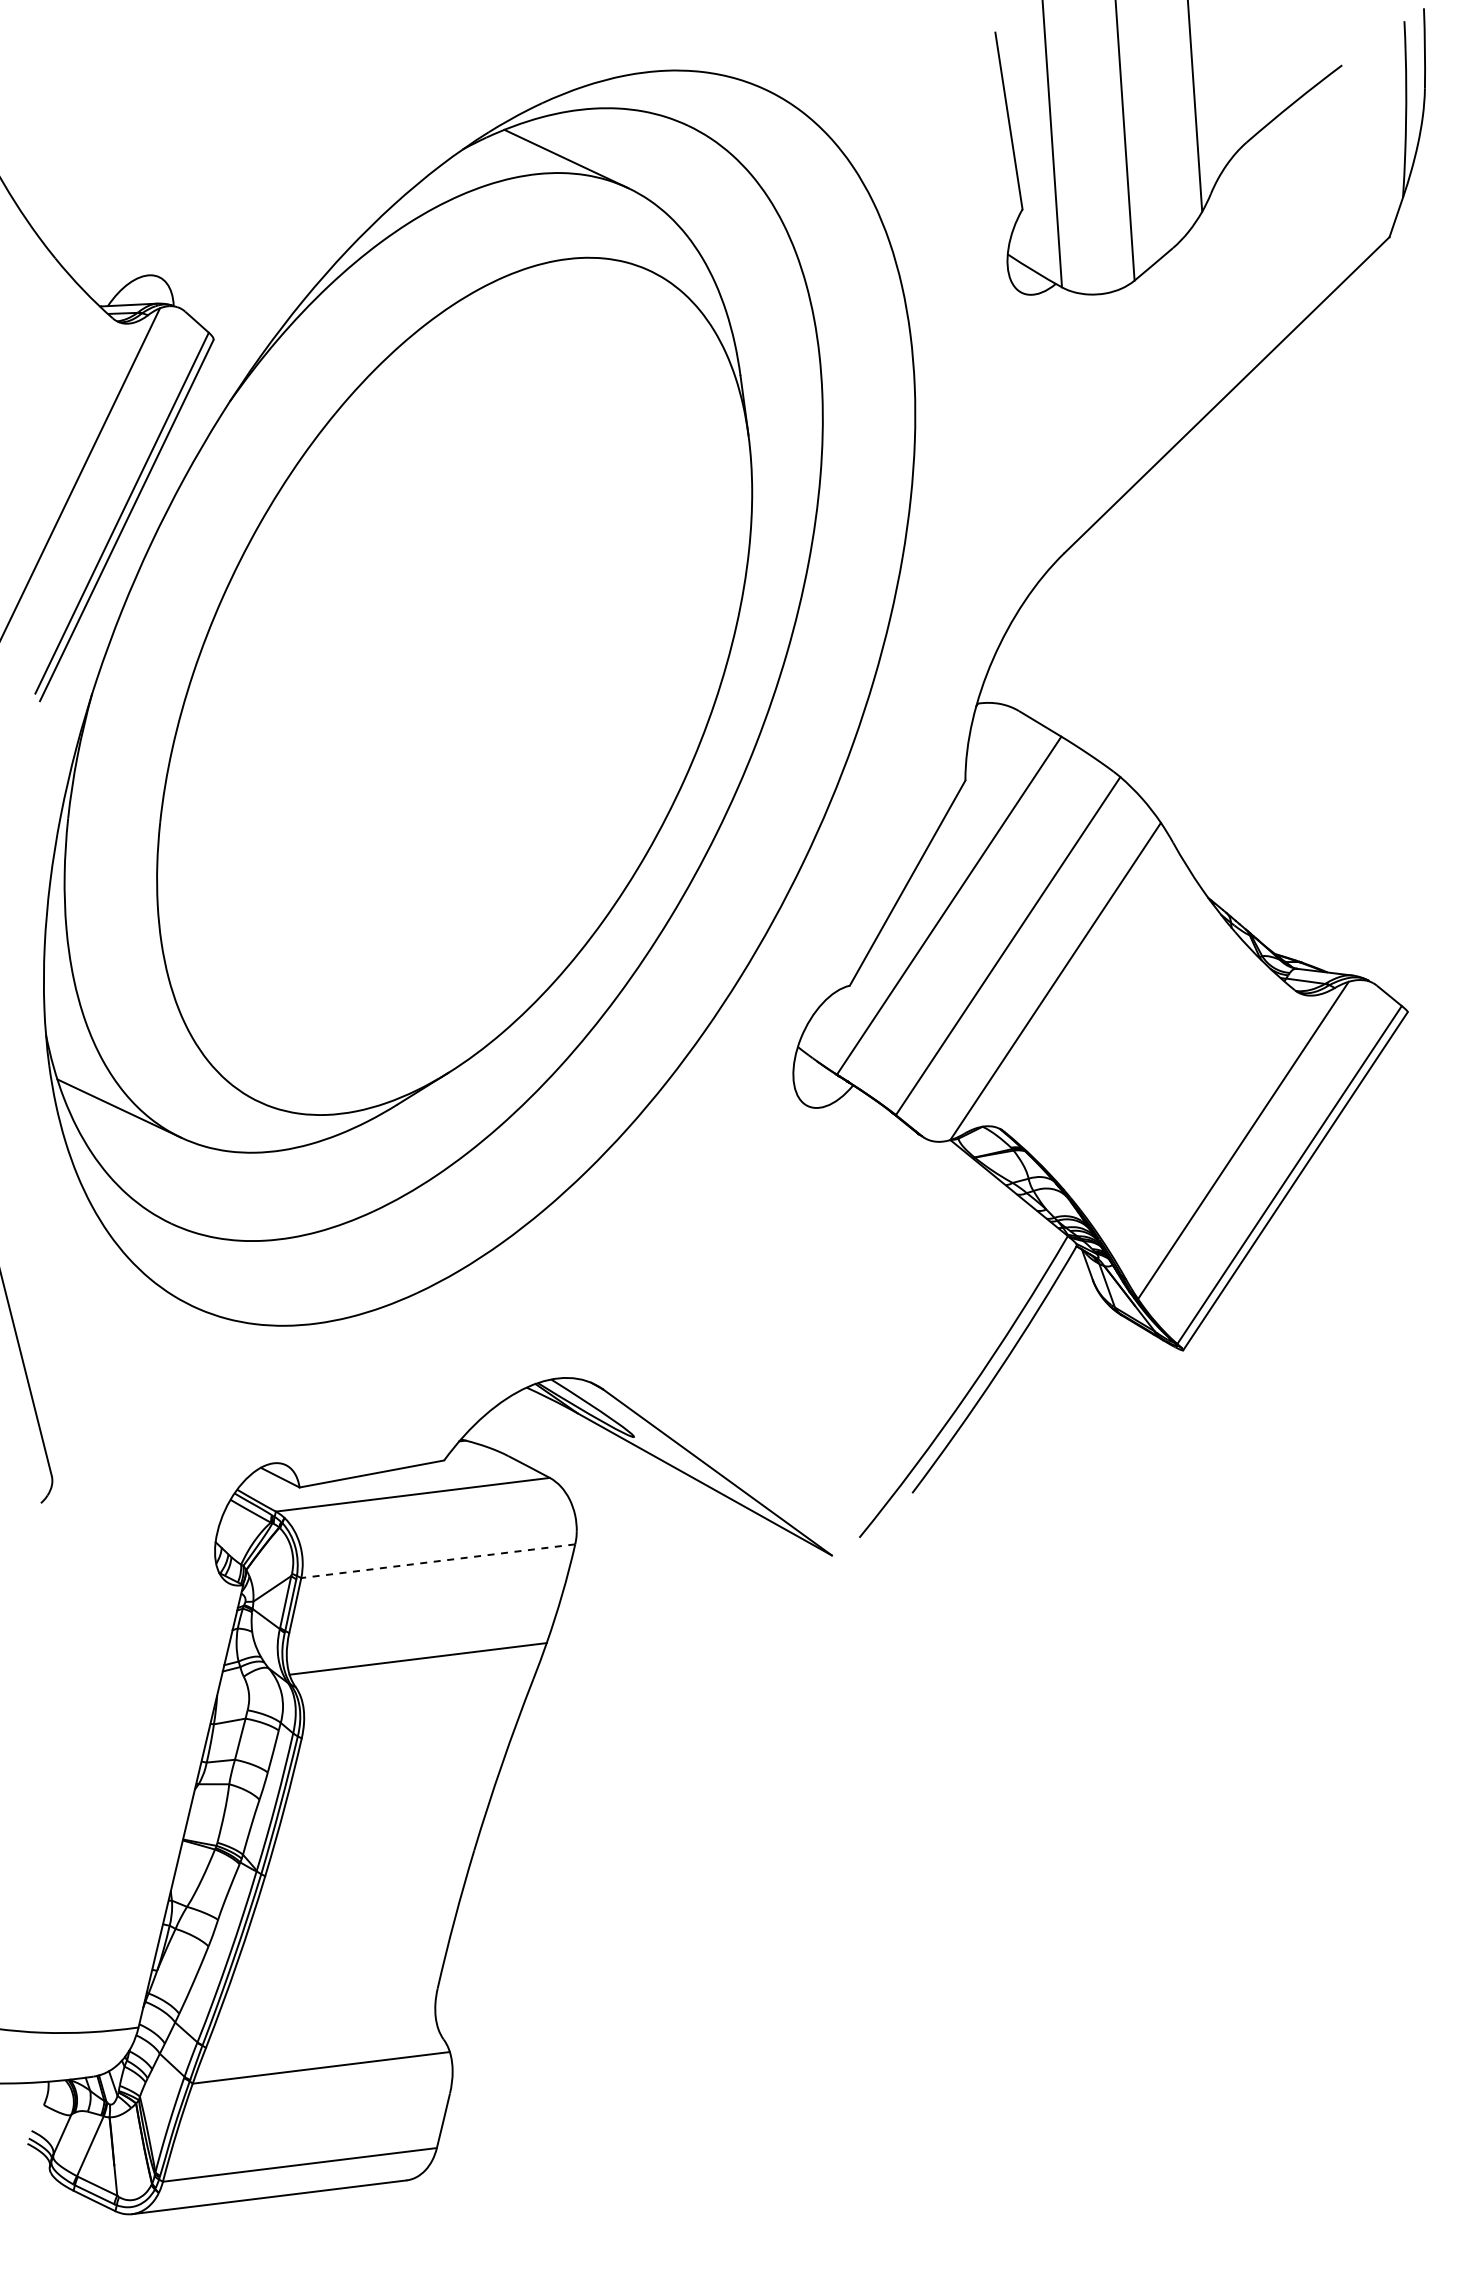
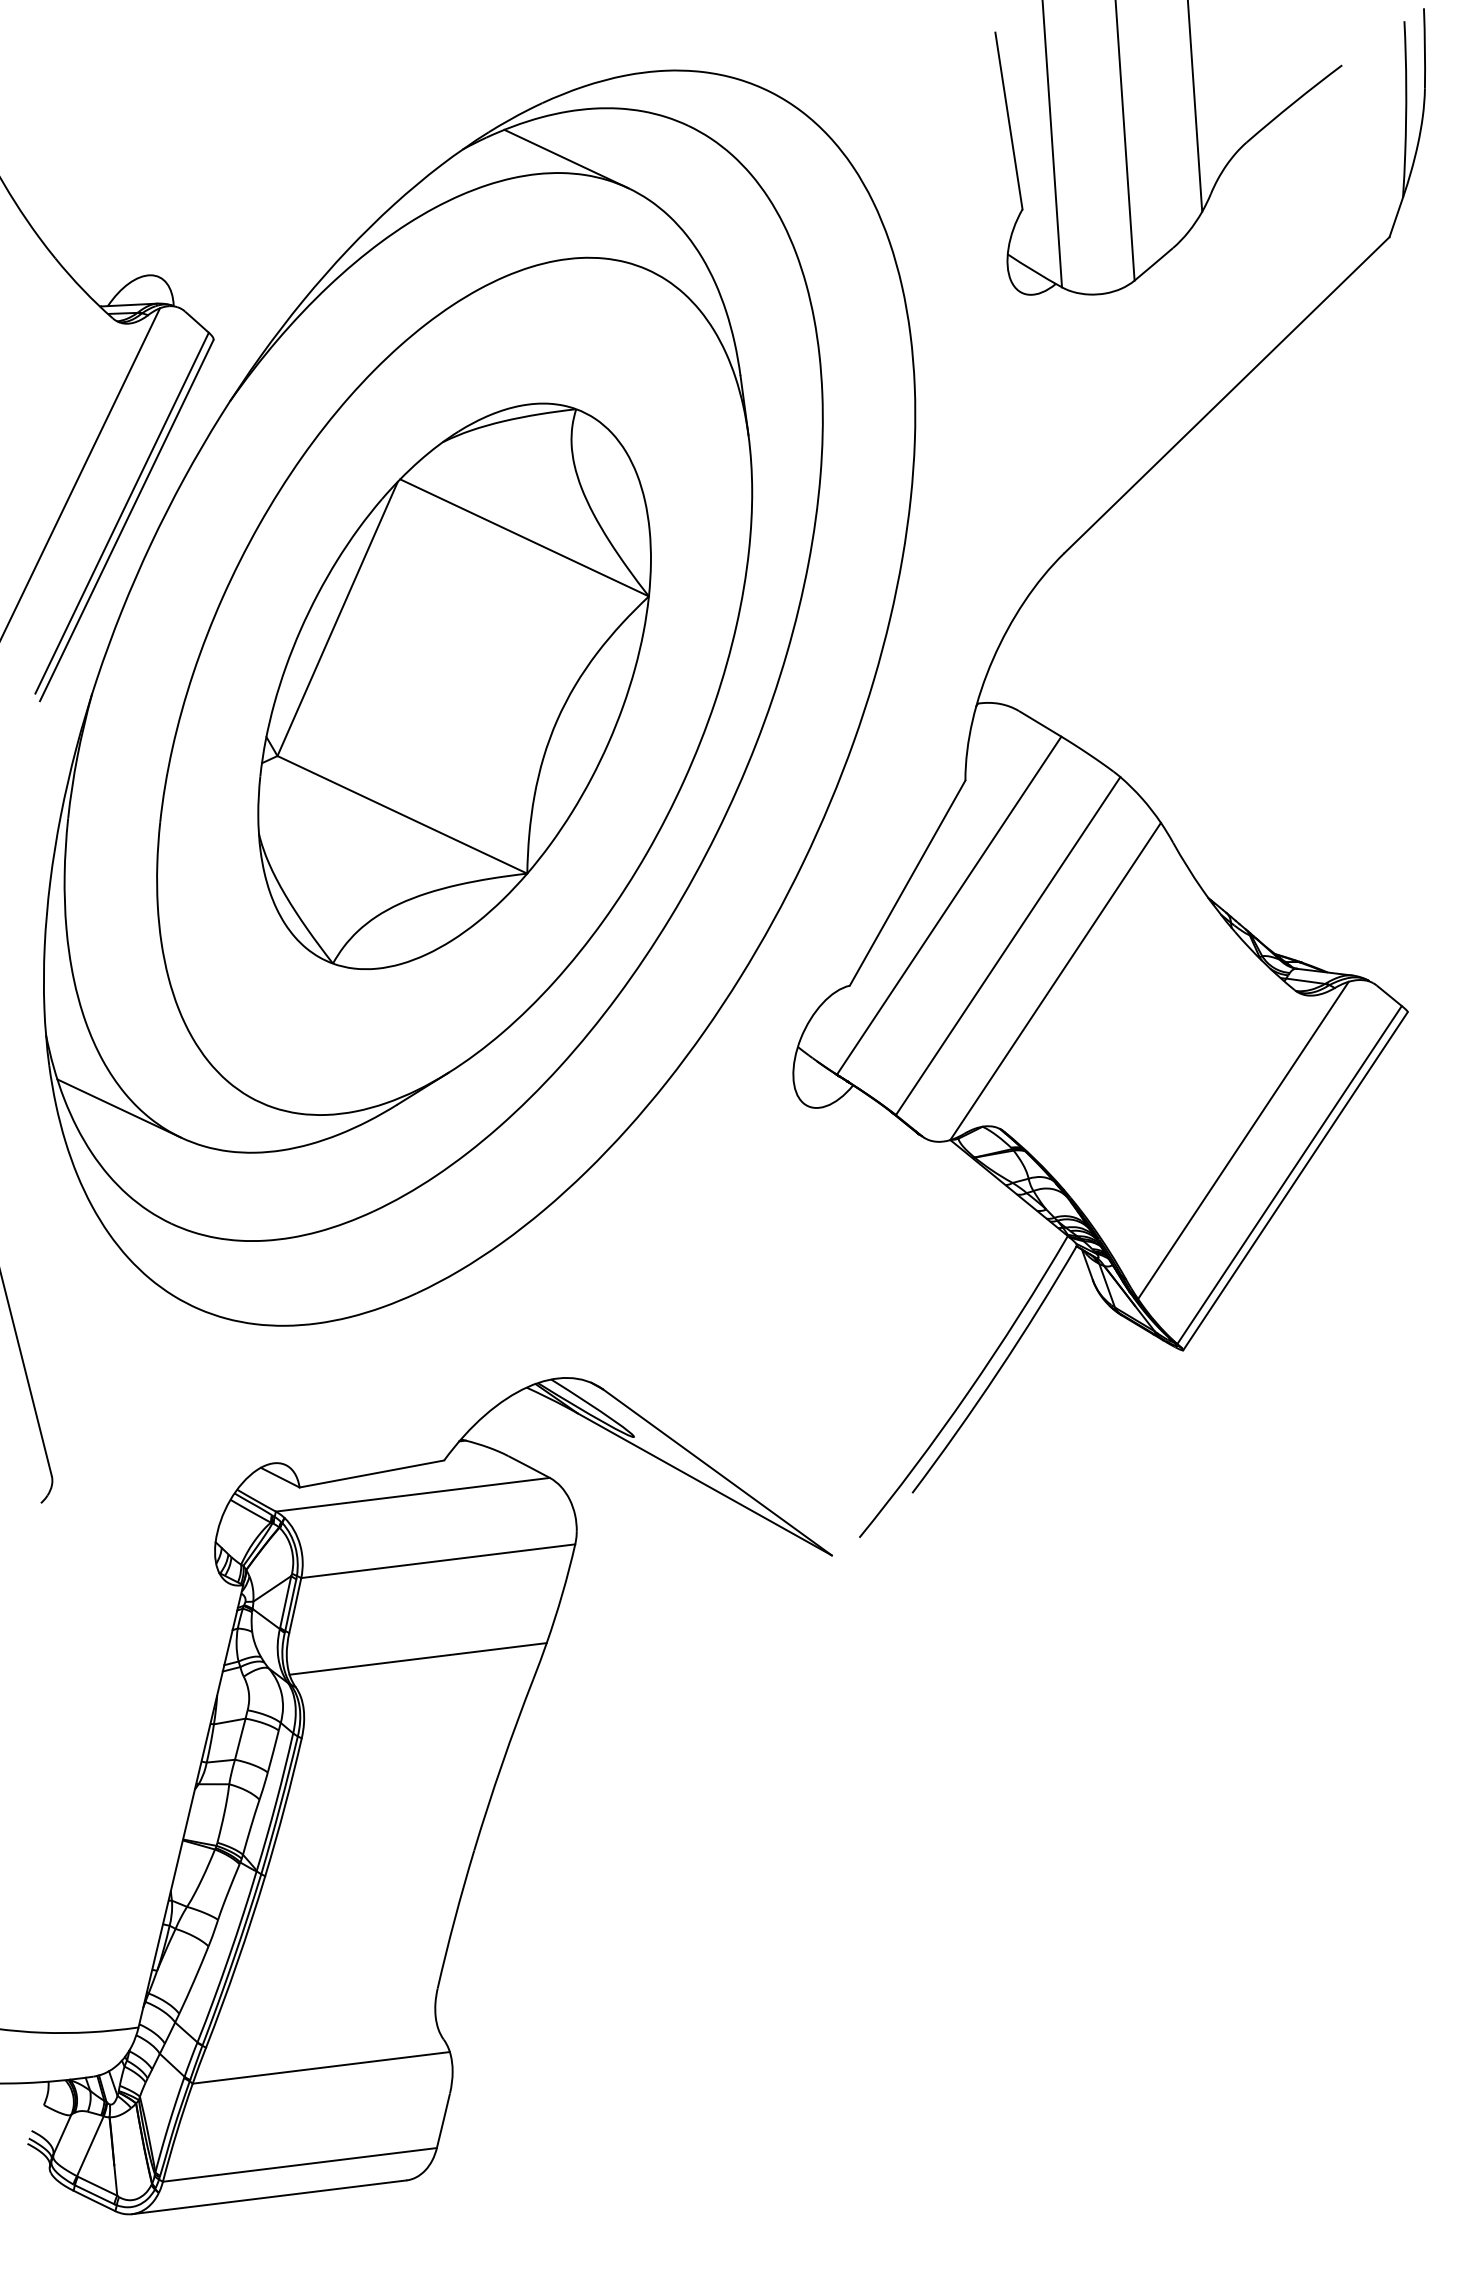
part: none -> present (454, 685)
line: dashed -> solid (437, 1561)
